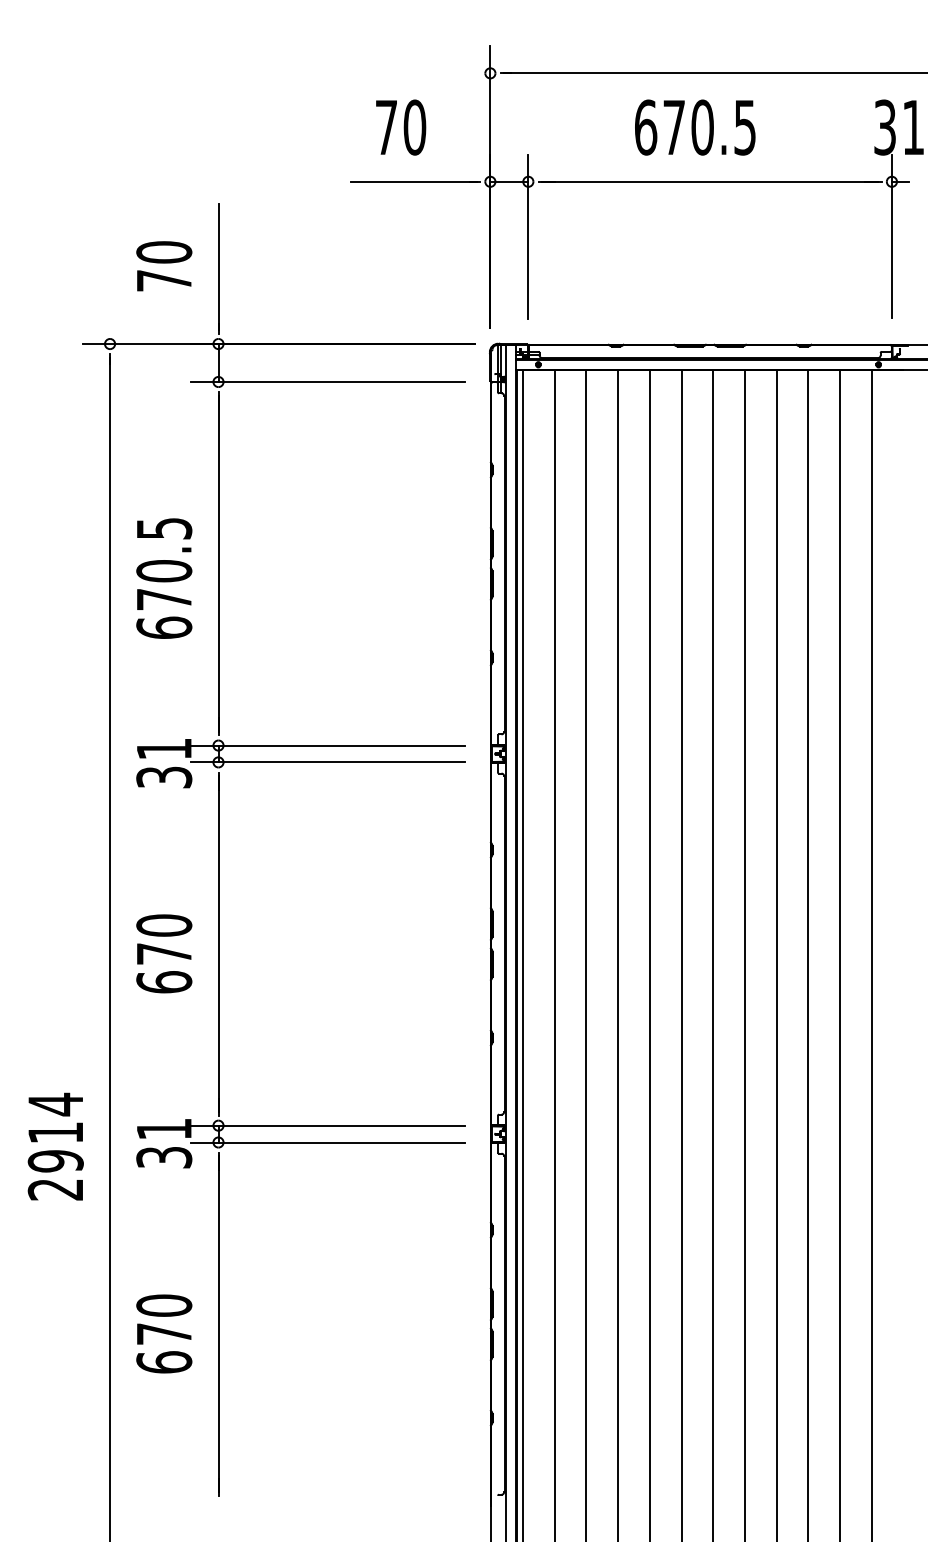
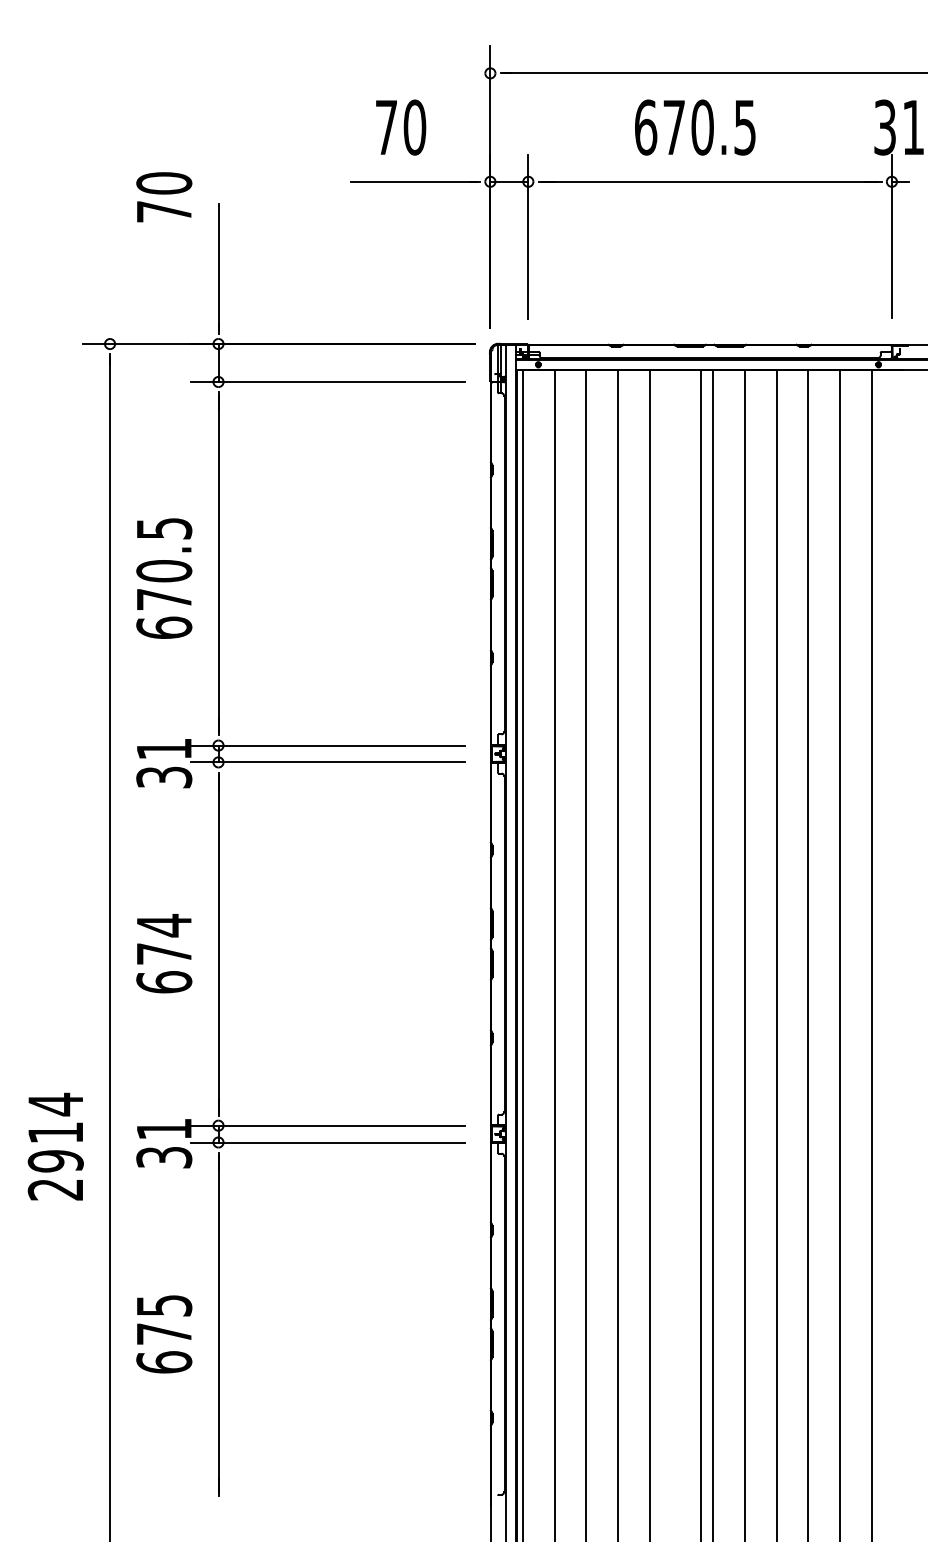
text position: (164, 266) -> (164, 197) (164, 197)
text: 670 -> 674 (164, 925)
line position: (681, 954) -> (700, 954) (700, 954)
text: 670 -> 675 (164, 1305)
